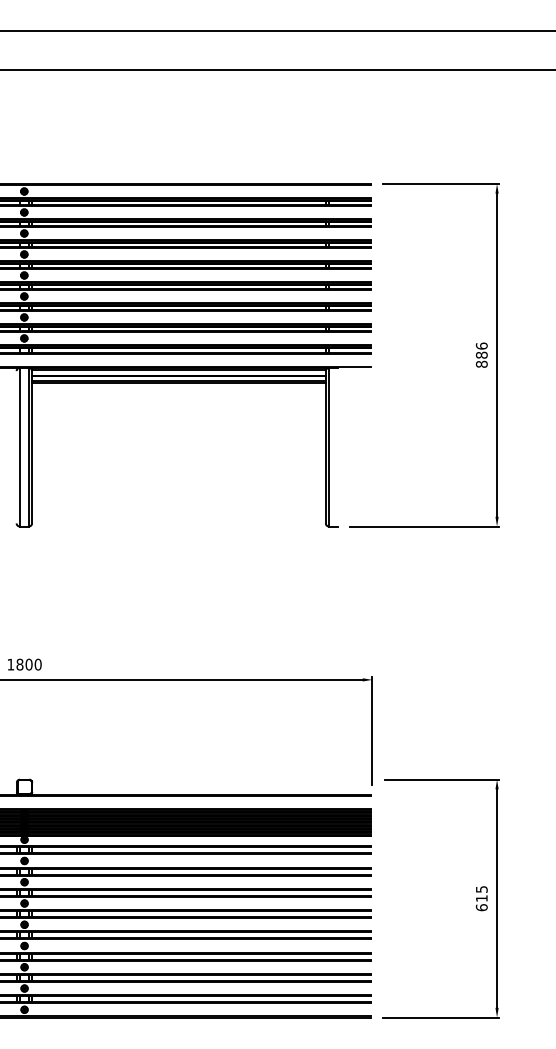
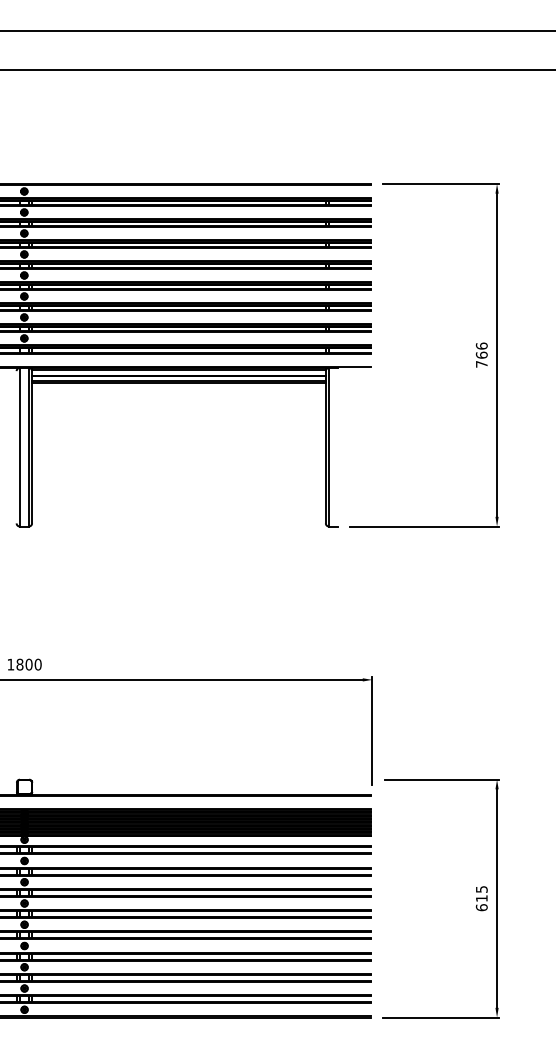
text: 886 -> 766 (481, 359)
